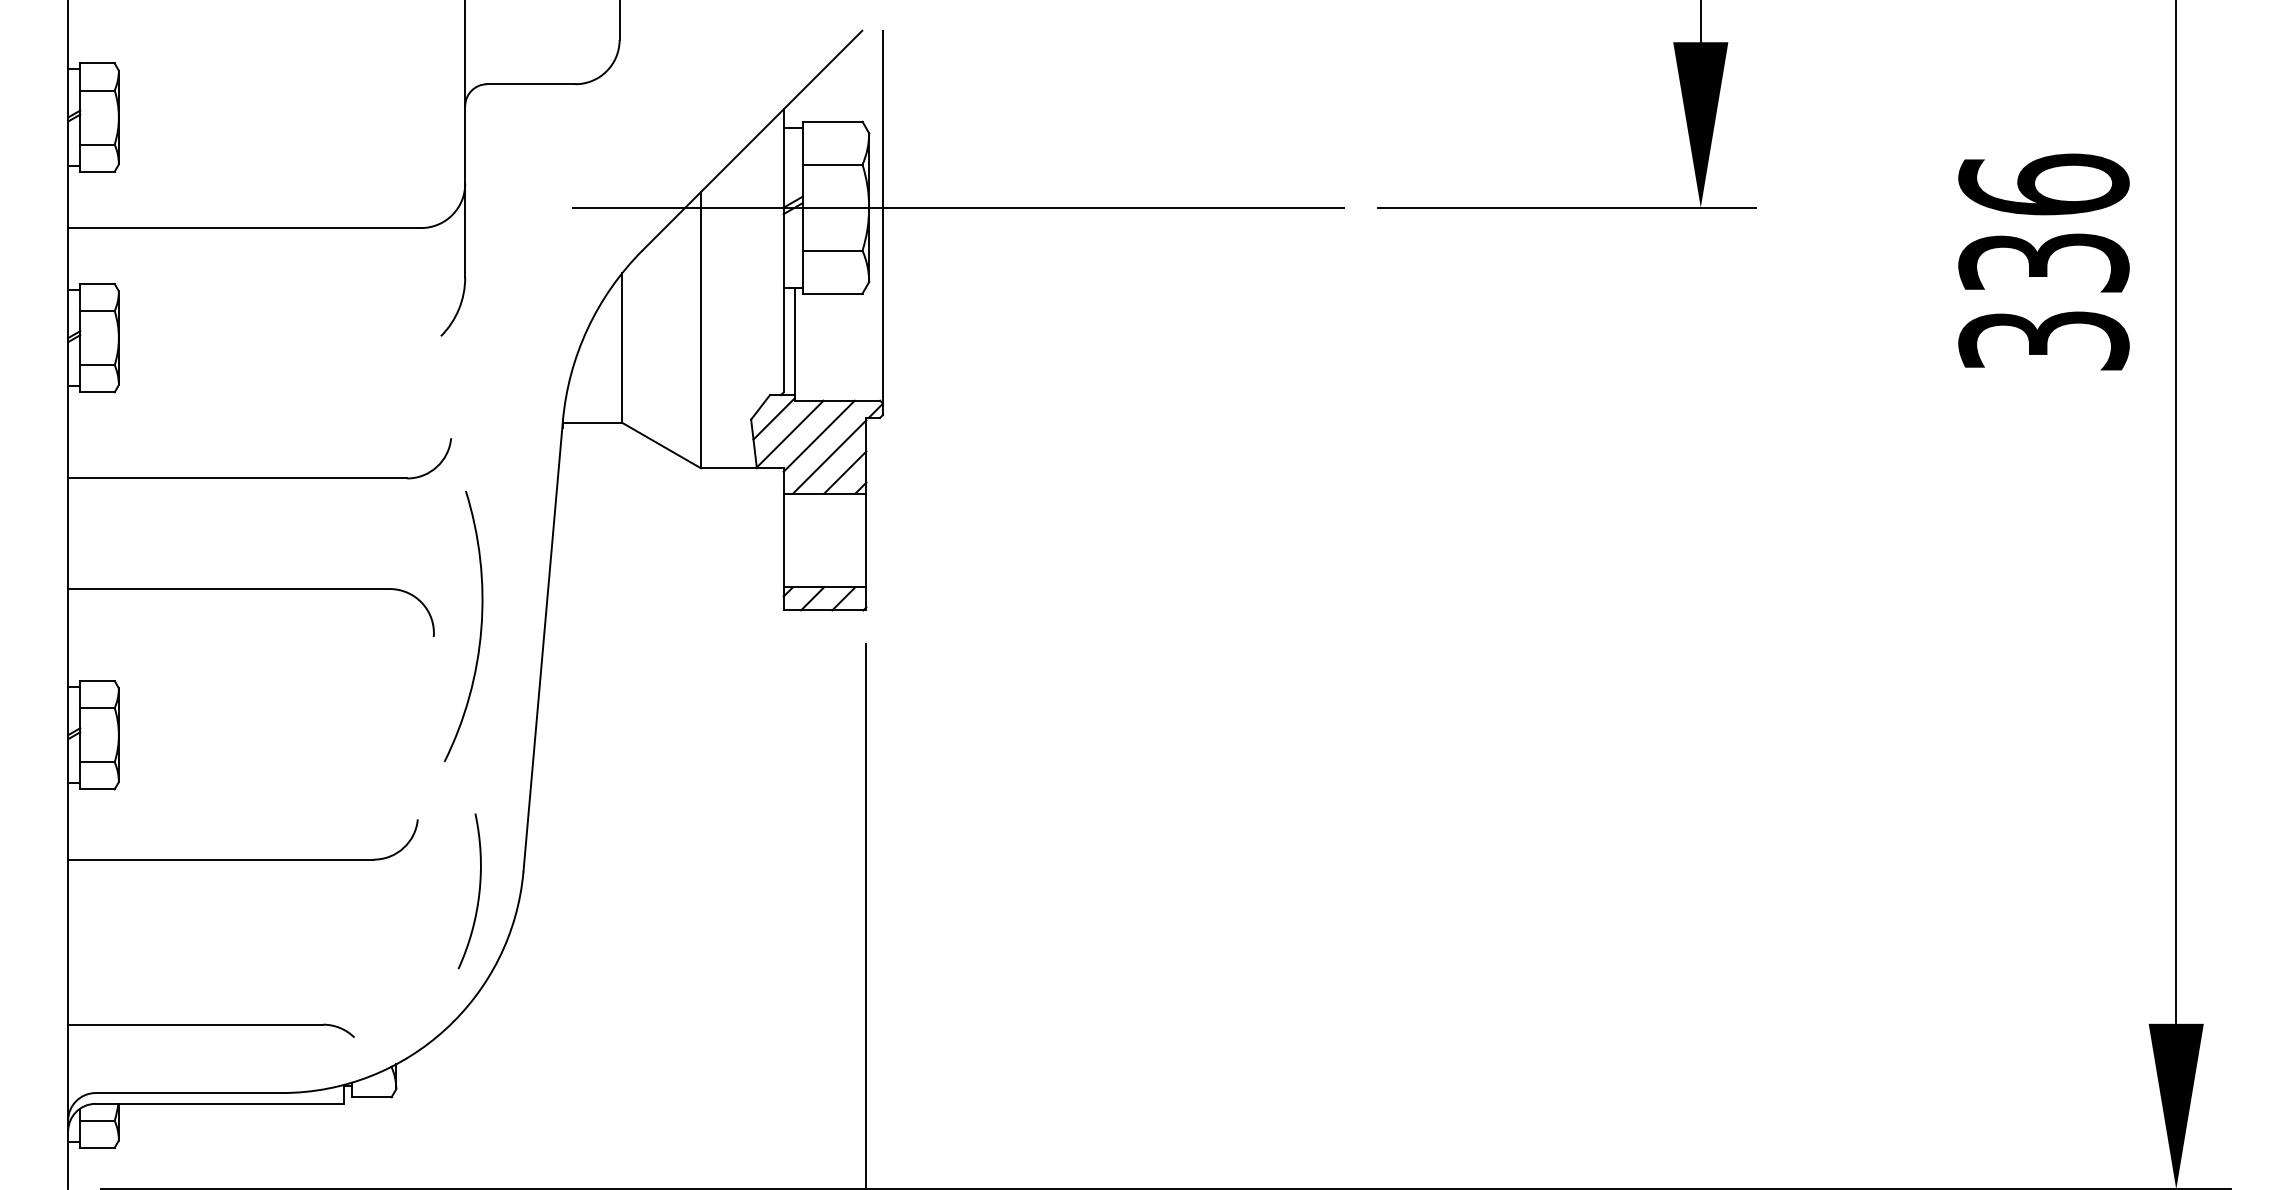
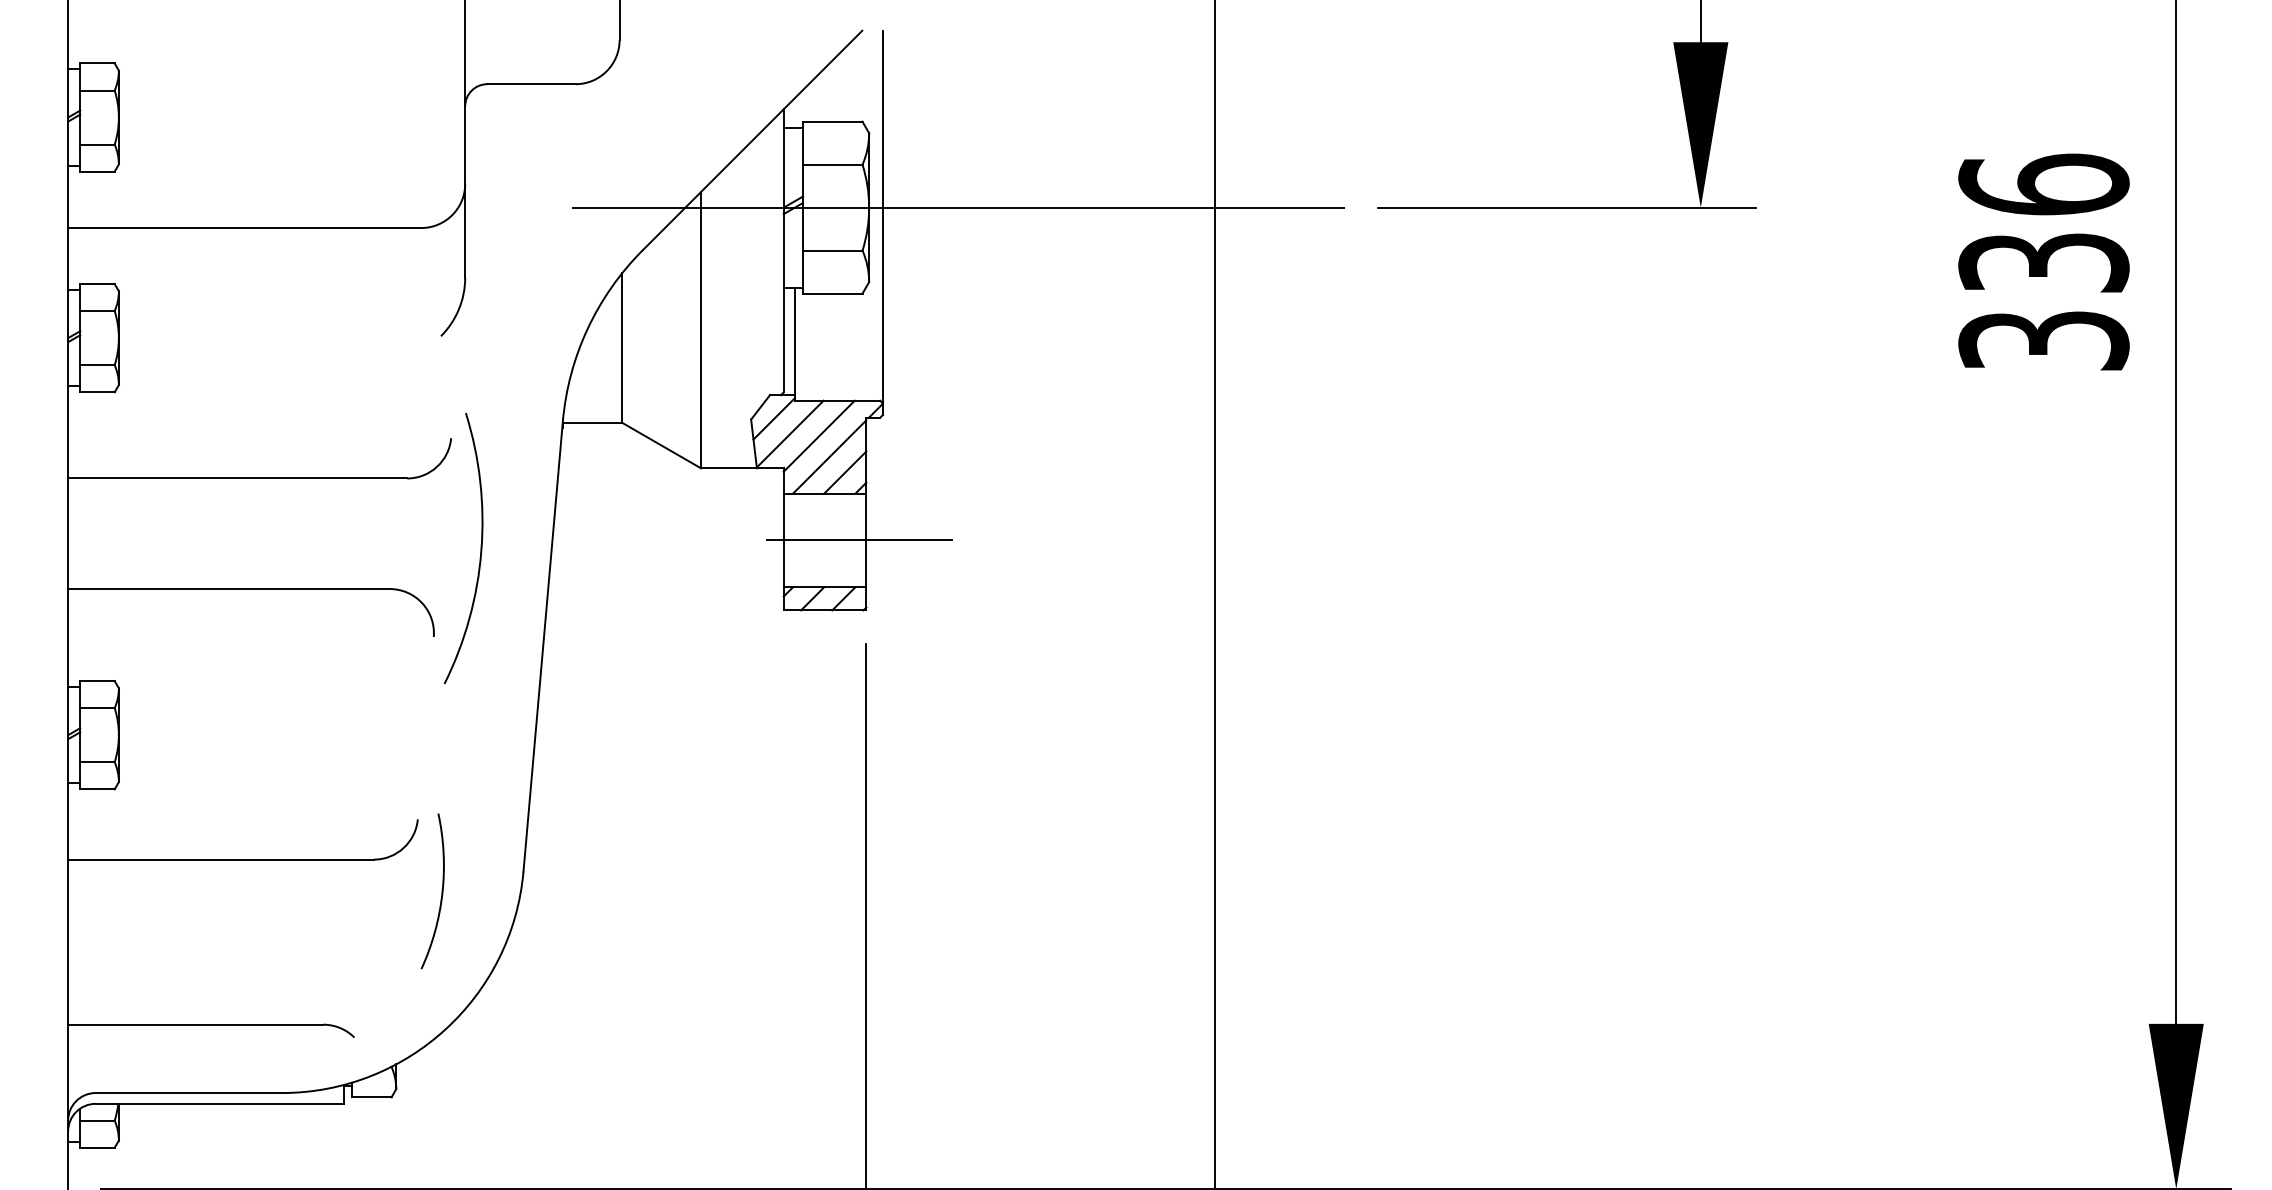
line: none -> present (859, 540)
line: none -> present (1215, 594)
arc position: (480, 626) -> (480, 548) (480, 548)
arc position: (478, 891) -> (441, 891) (441, 891)
